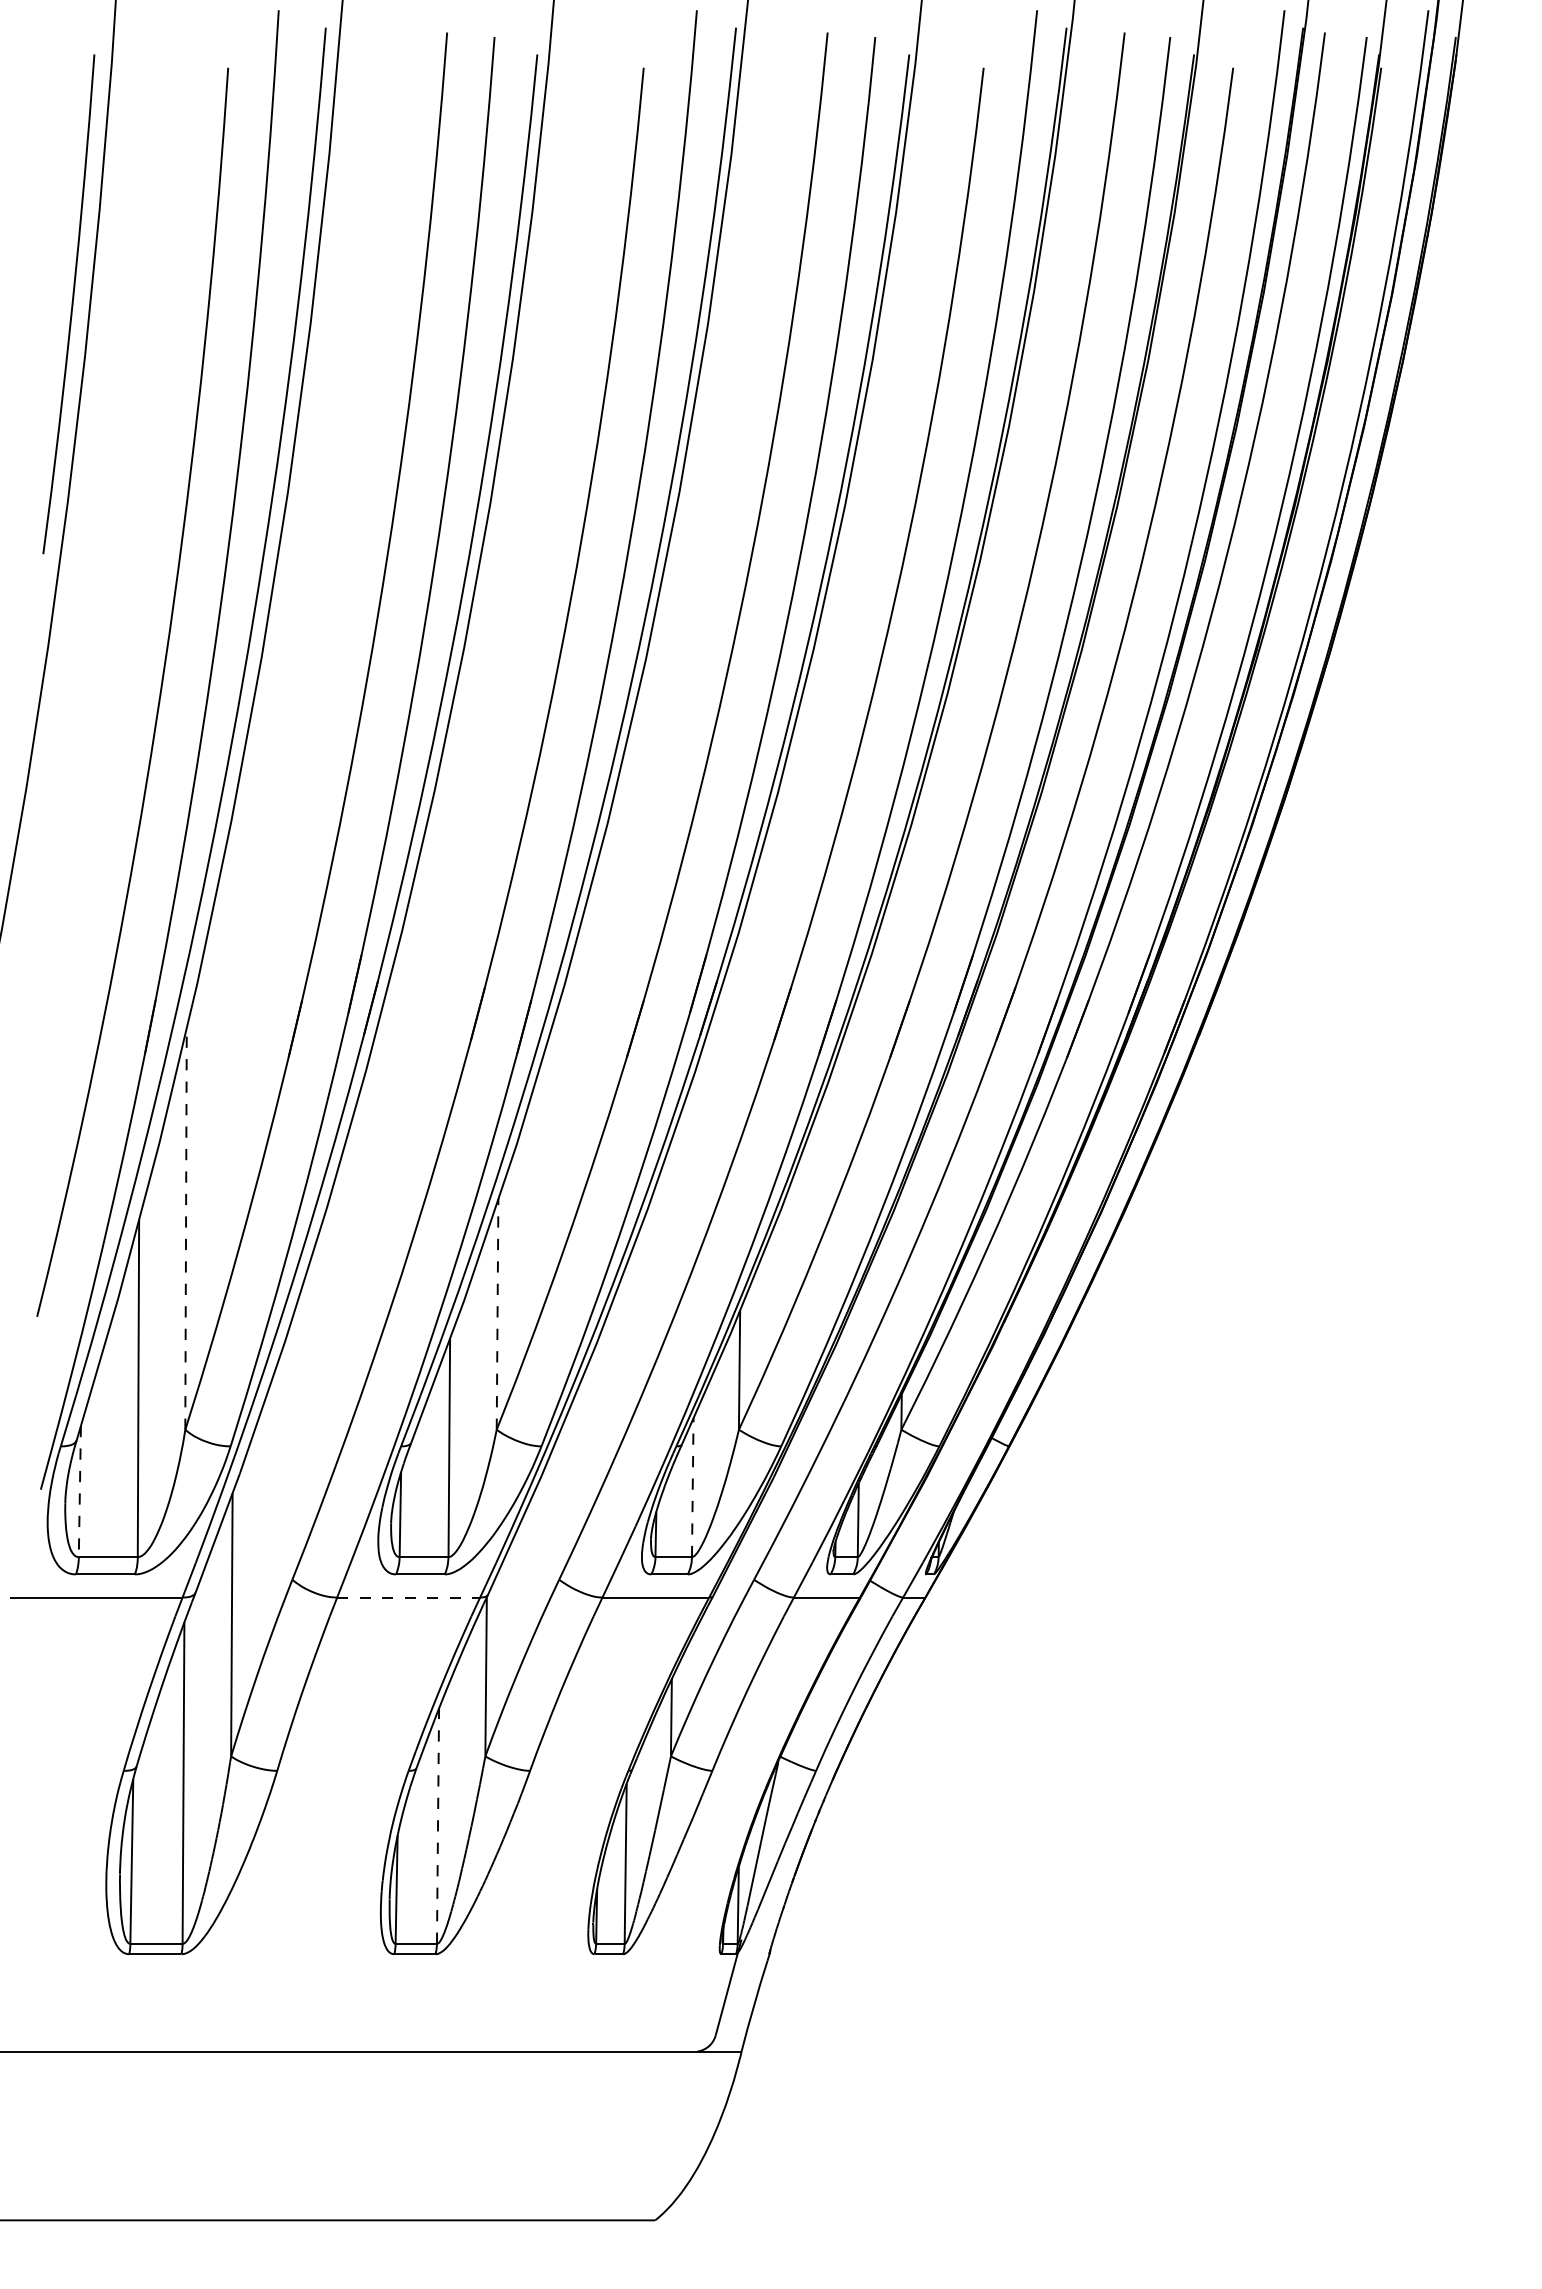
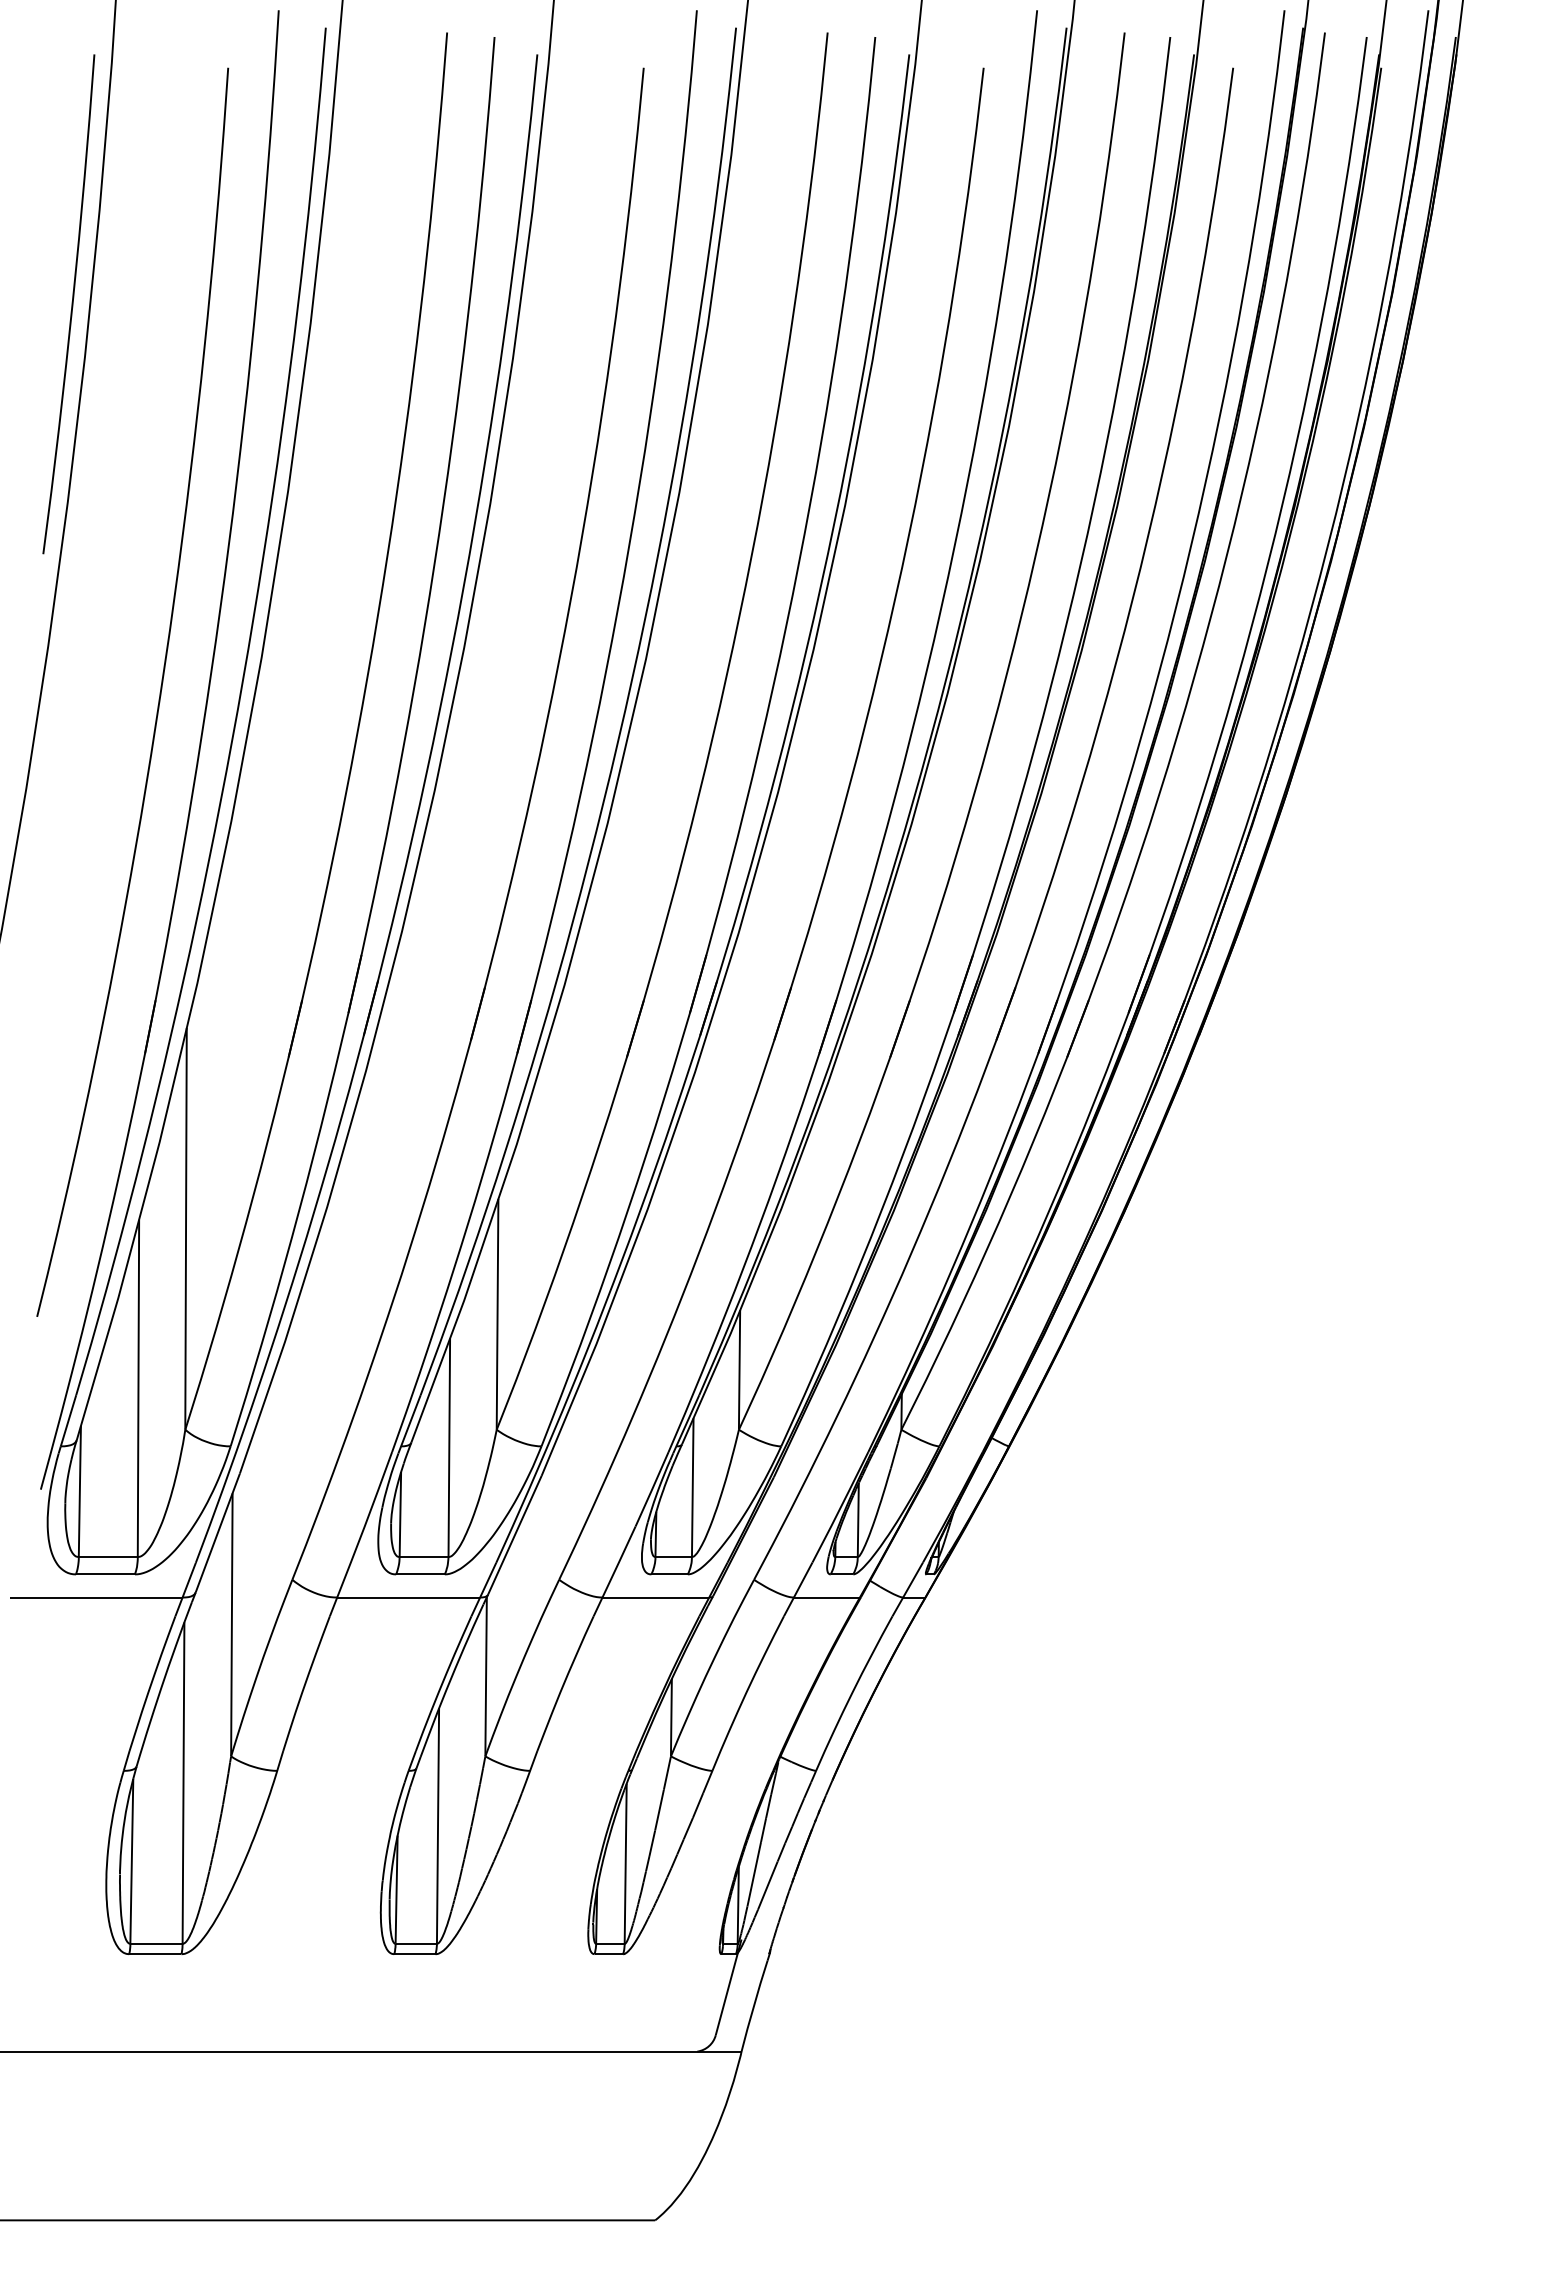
line: dashed -> solid (186, 1228)
line: dashed -> solid (497, 1313)
line: dashed -> solid (692, 1487)
line: dashed -> solid (79, 1491)
line: dashed -> solid (408, 1597)
line: dashed -> solid (438, 1826)
